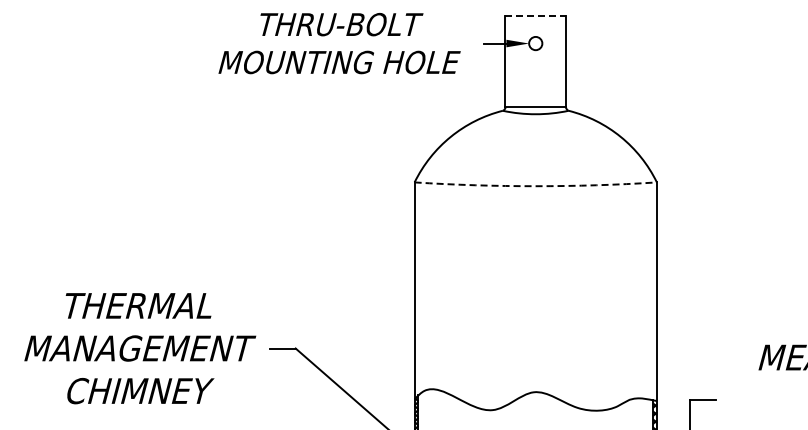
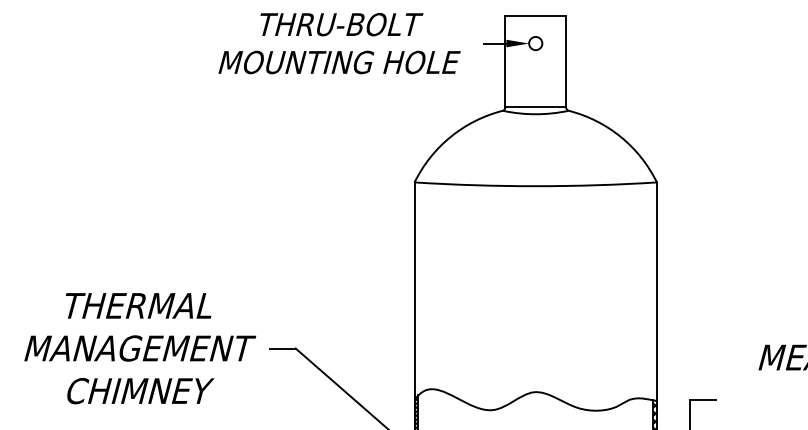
line: dashed -> solid (536, 16)
arc: dashed -> solid (535, 186)
